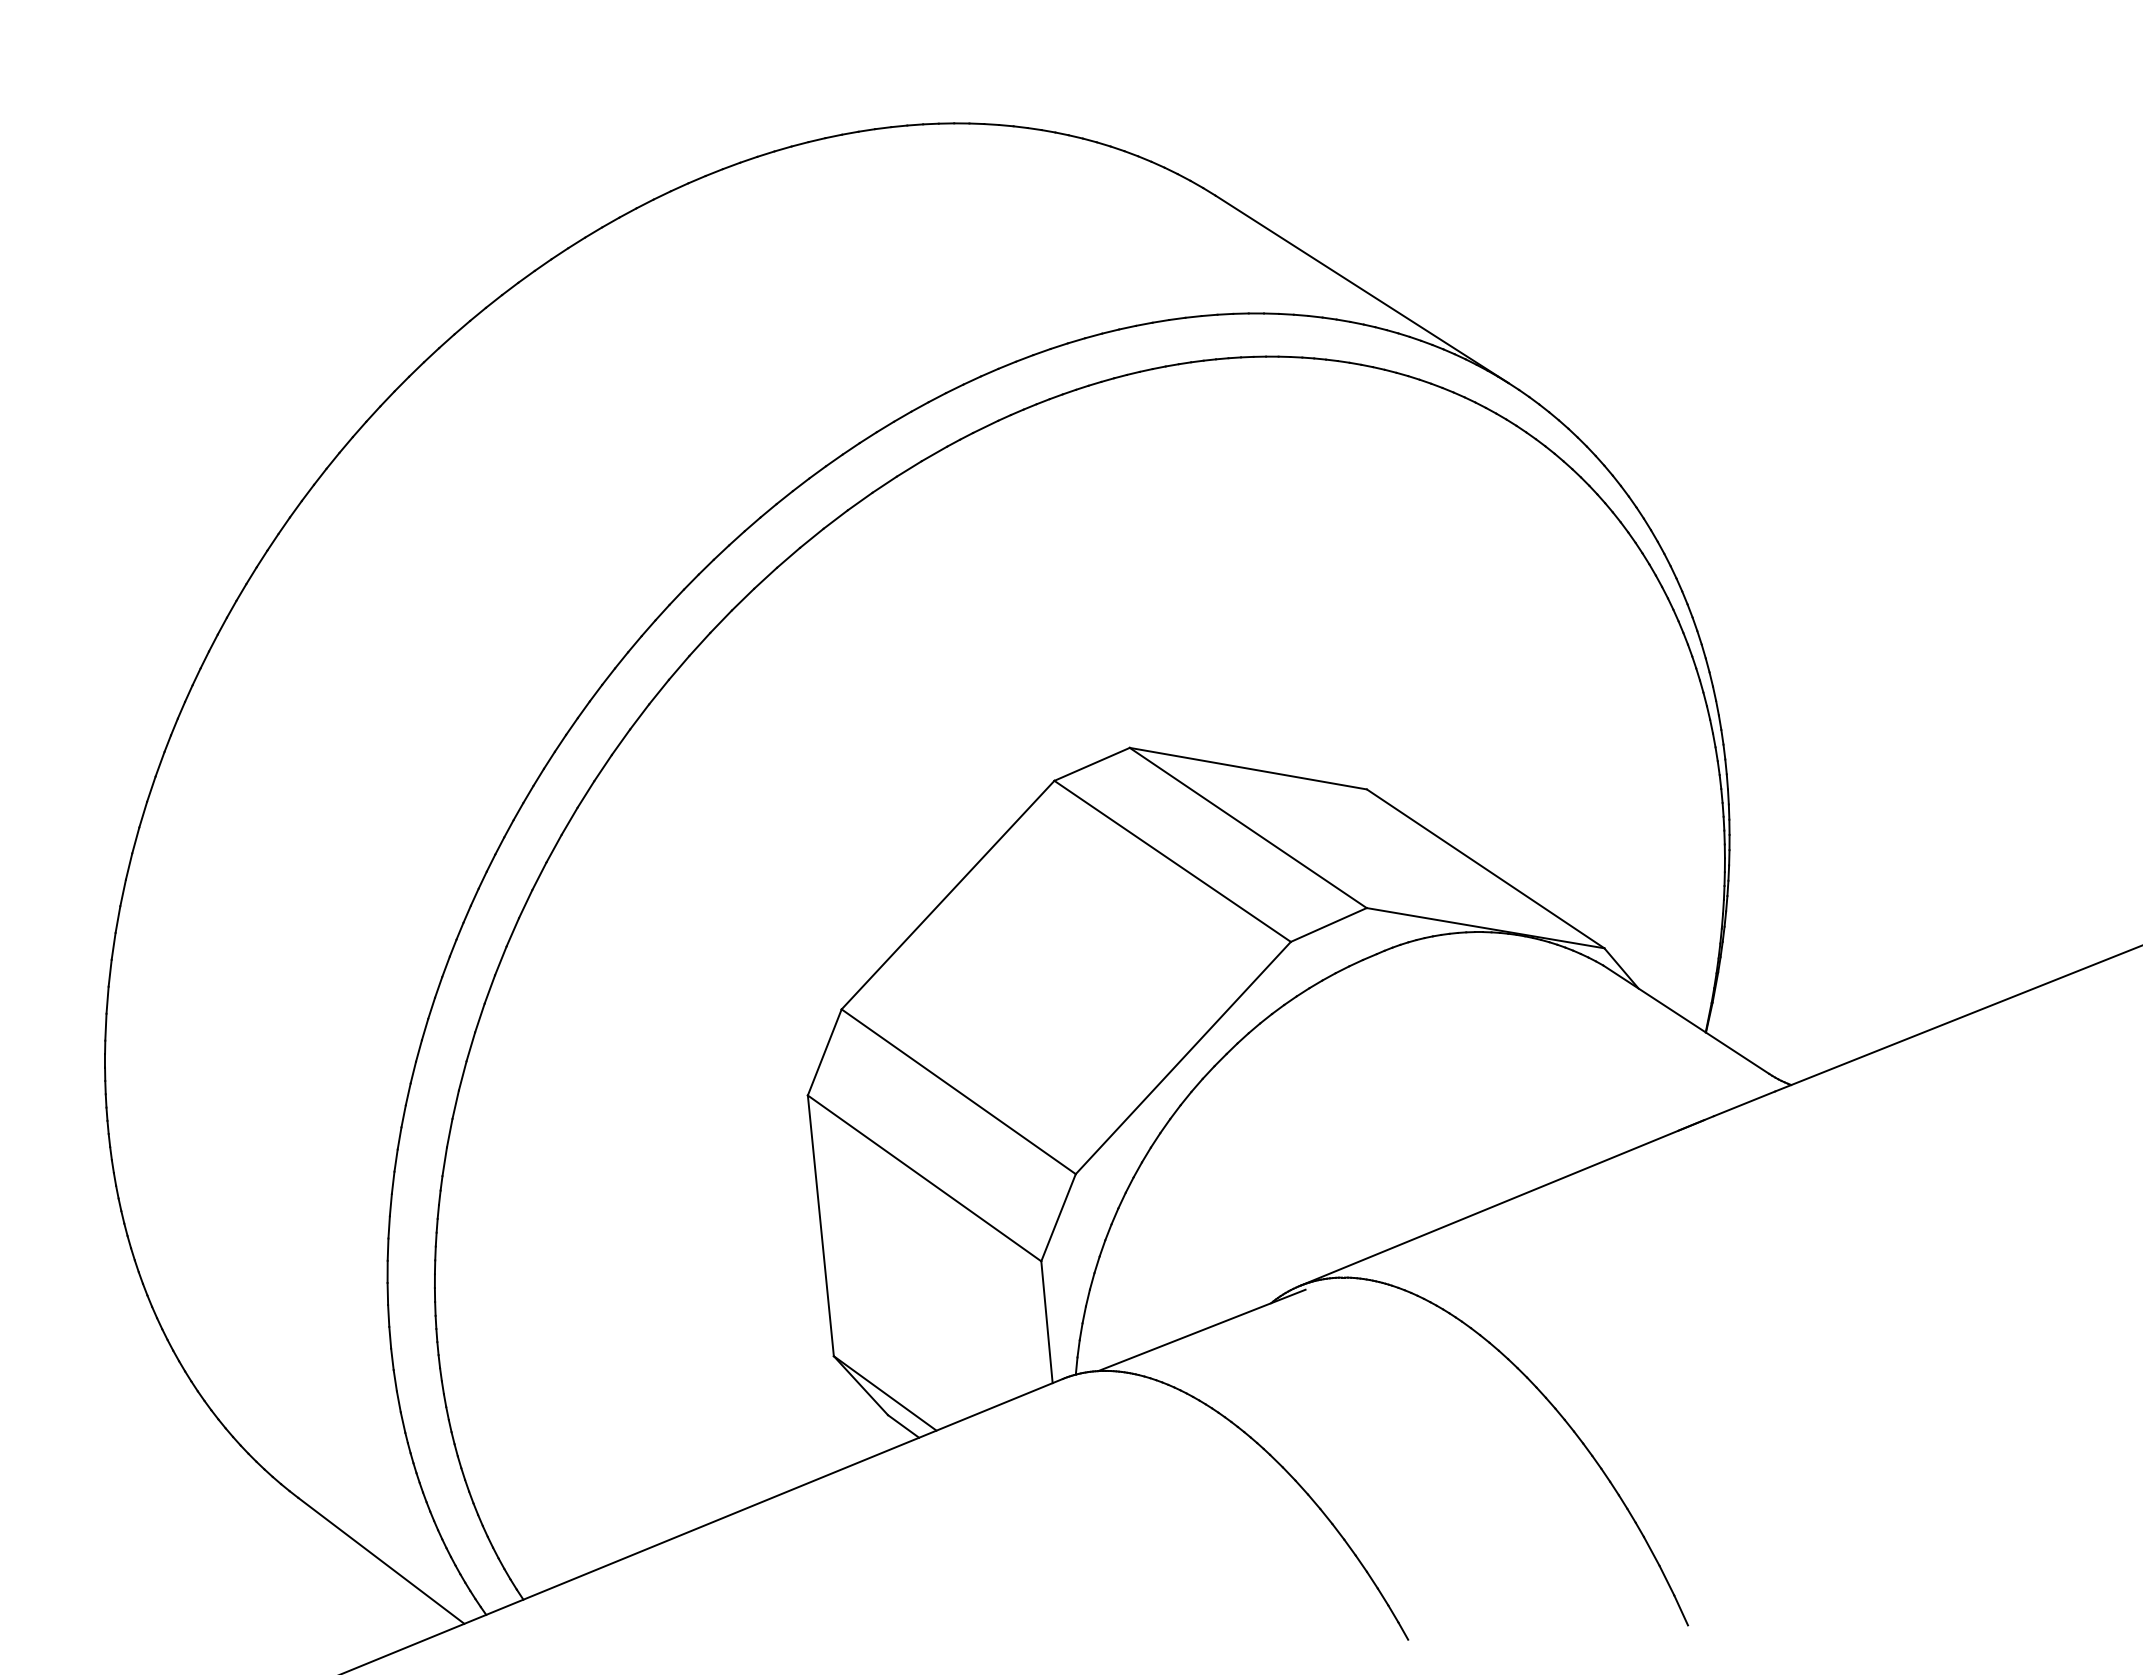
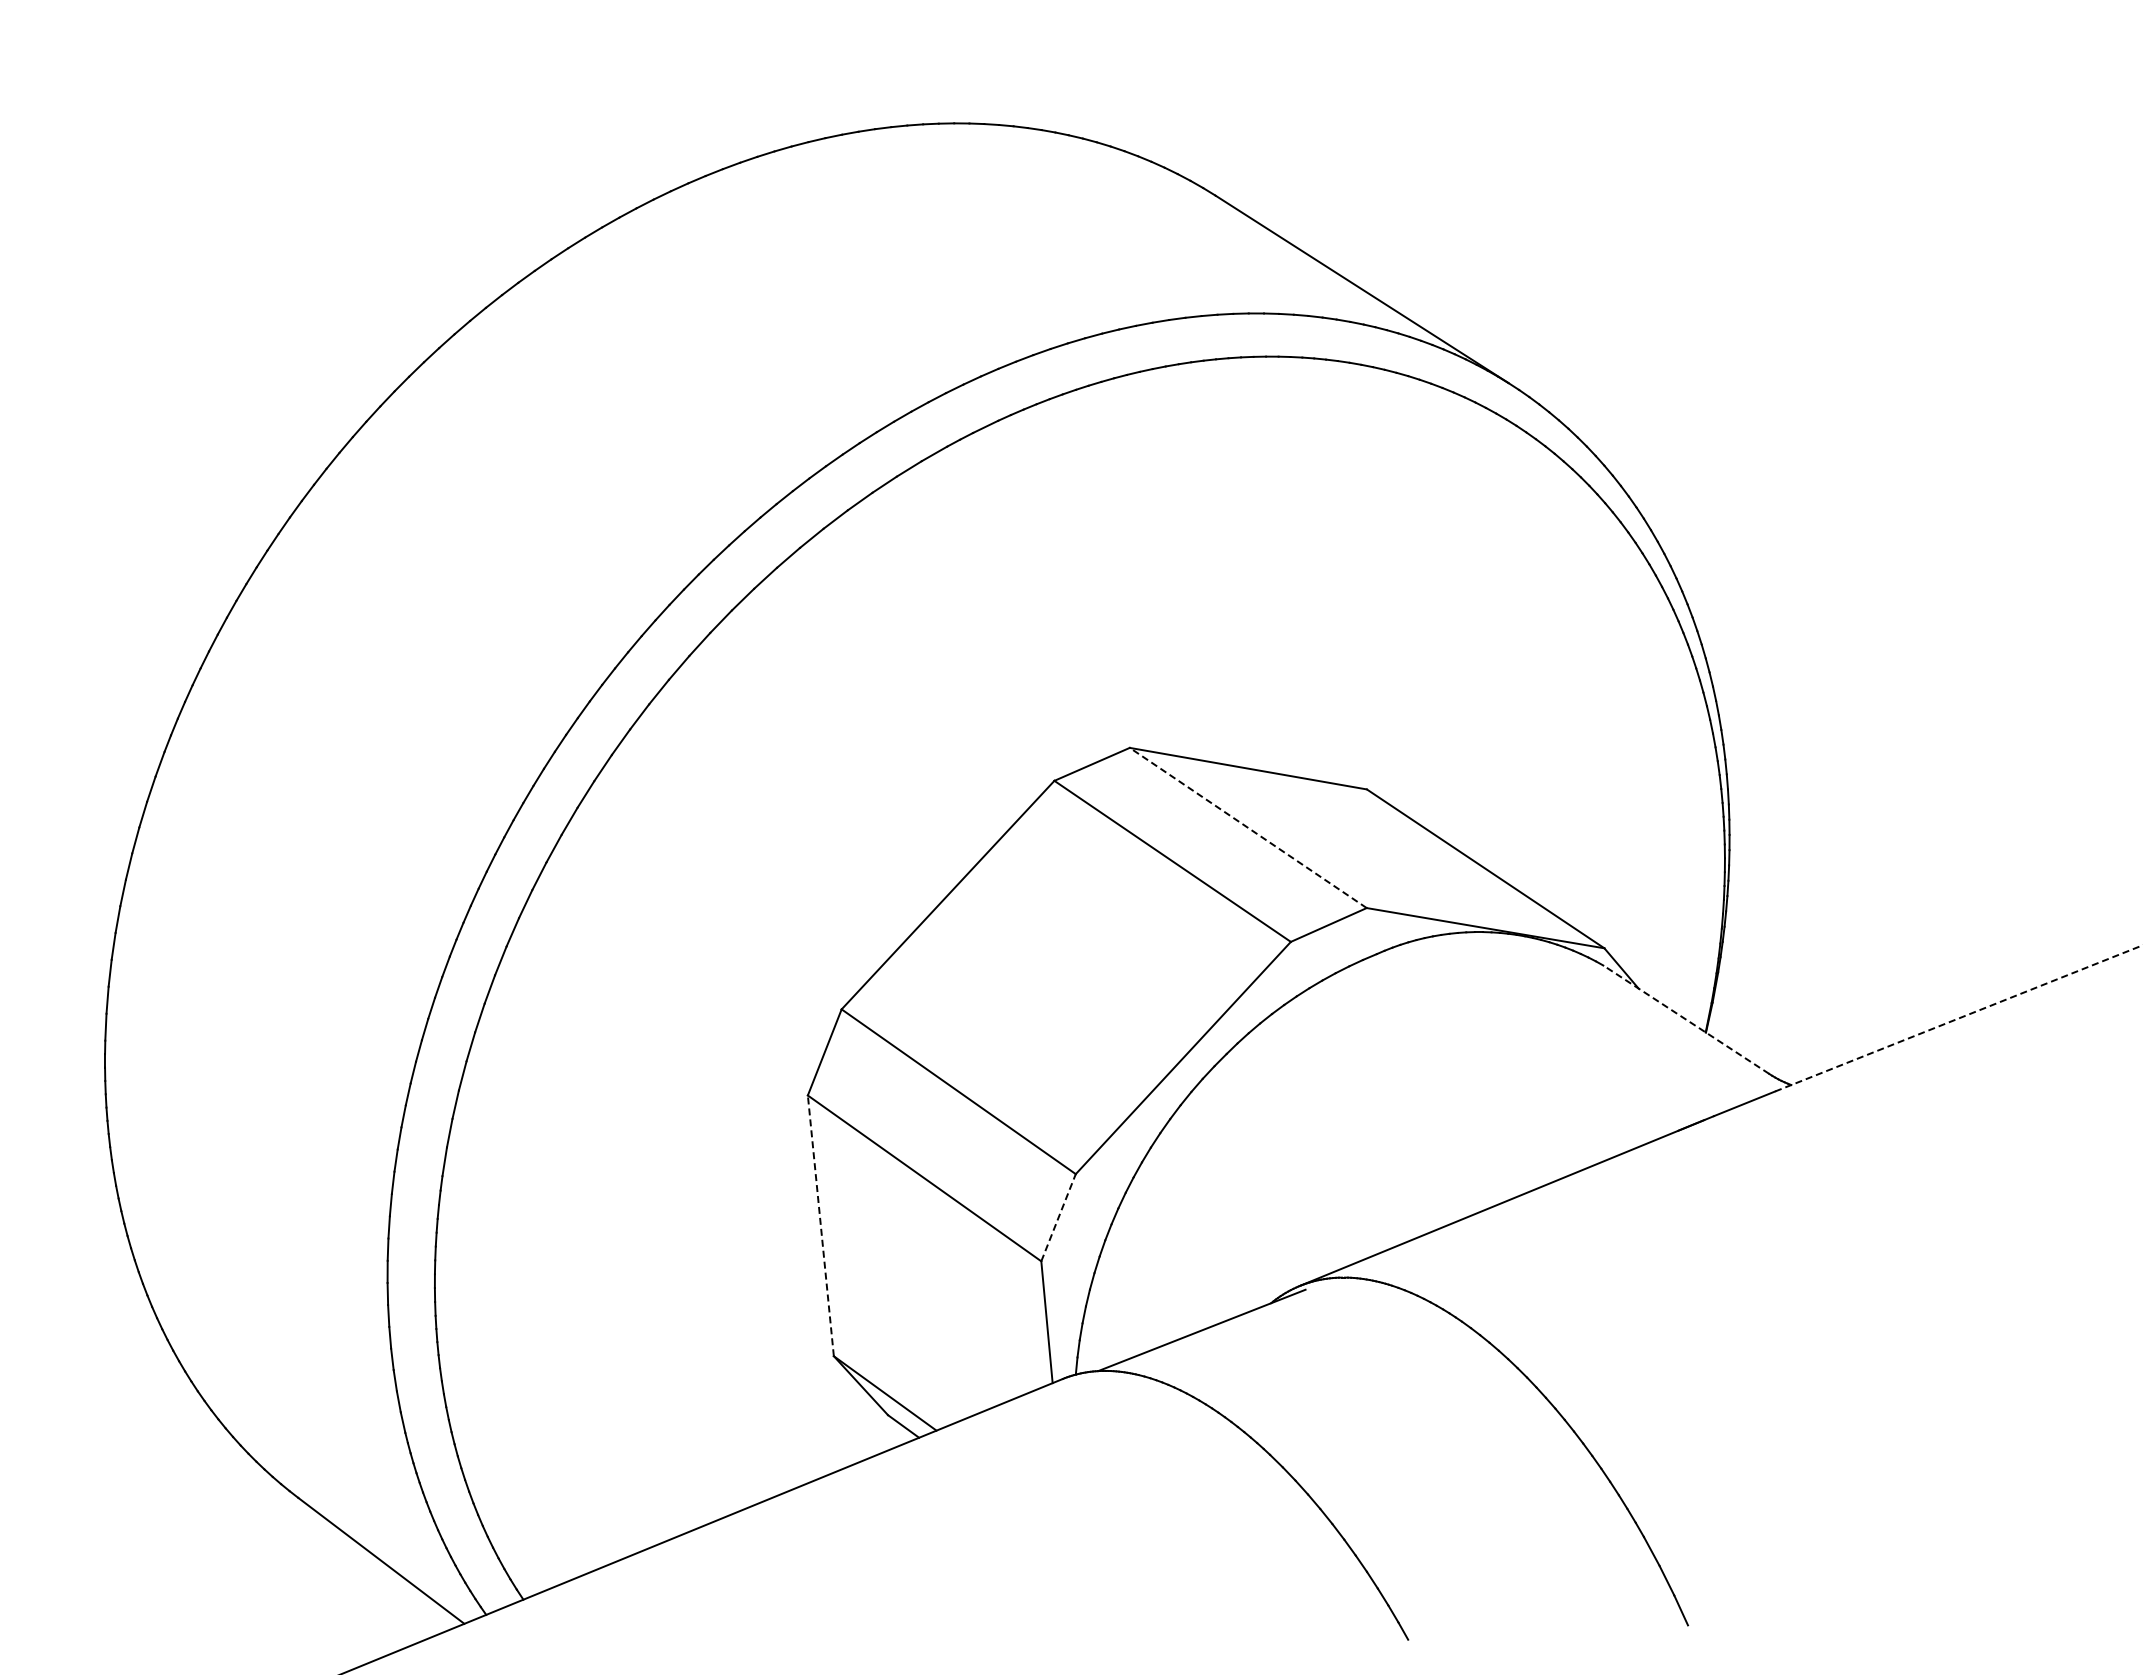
line: solid -> dashed (1247, 827)
line: solid -> dashed (1959, 1018)
line: solid -> dashed (1685, 1019)
line: solid -> dashed (1058, 1217)
line: solid -> dashed (820, 1225)
